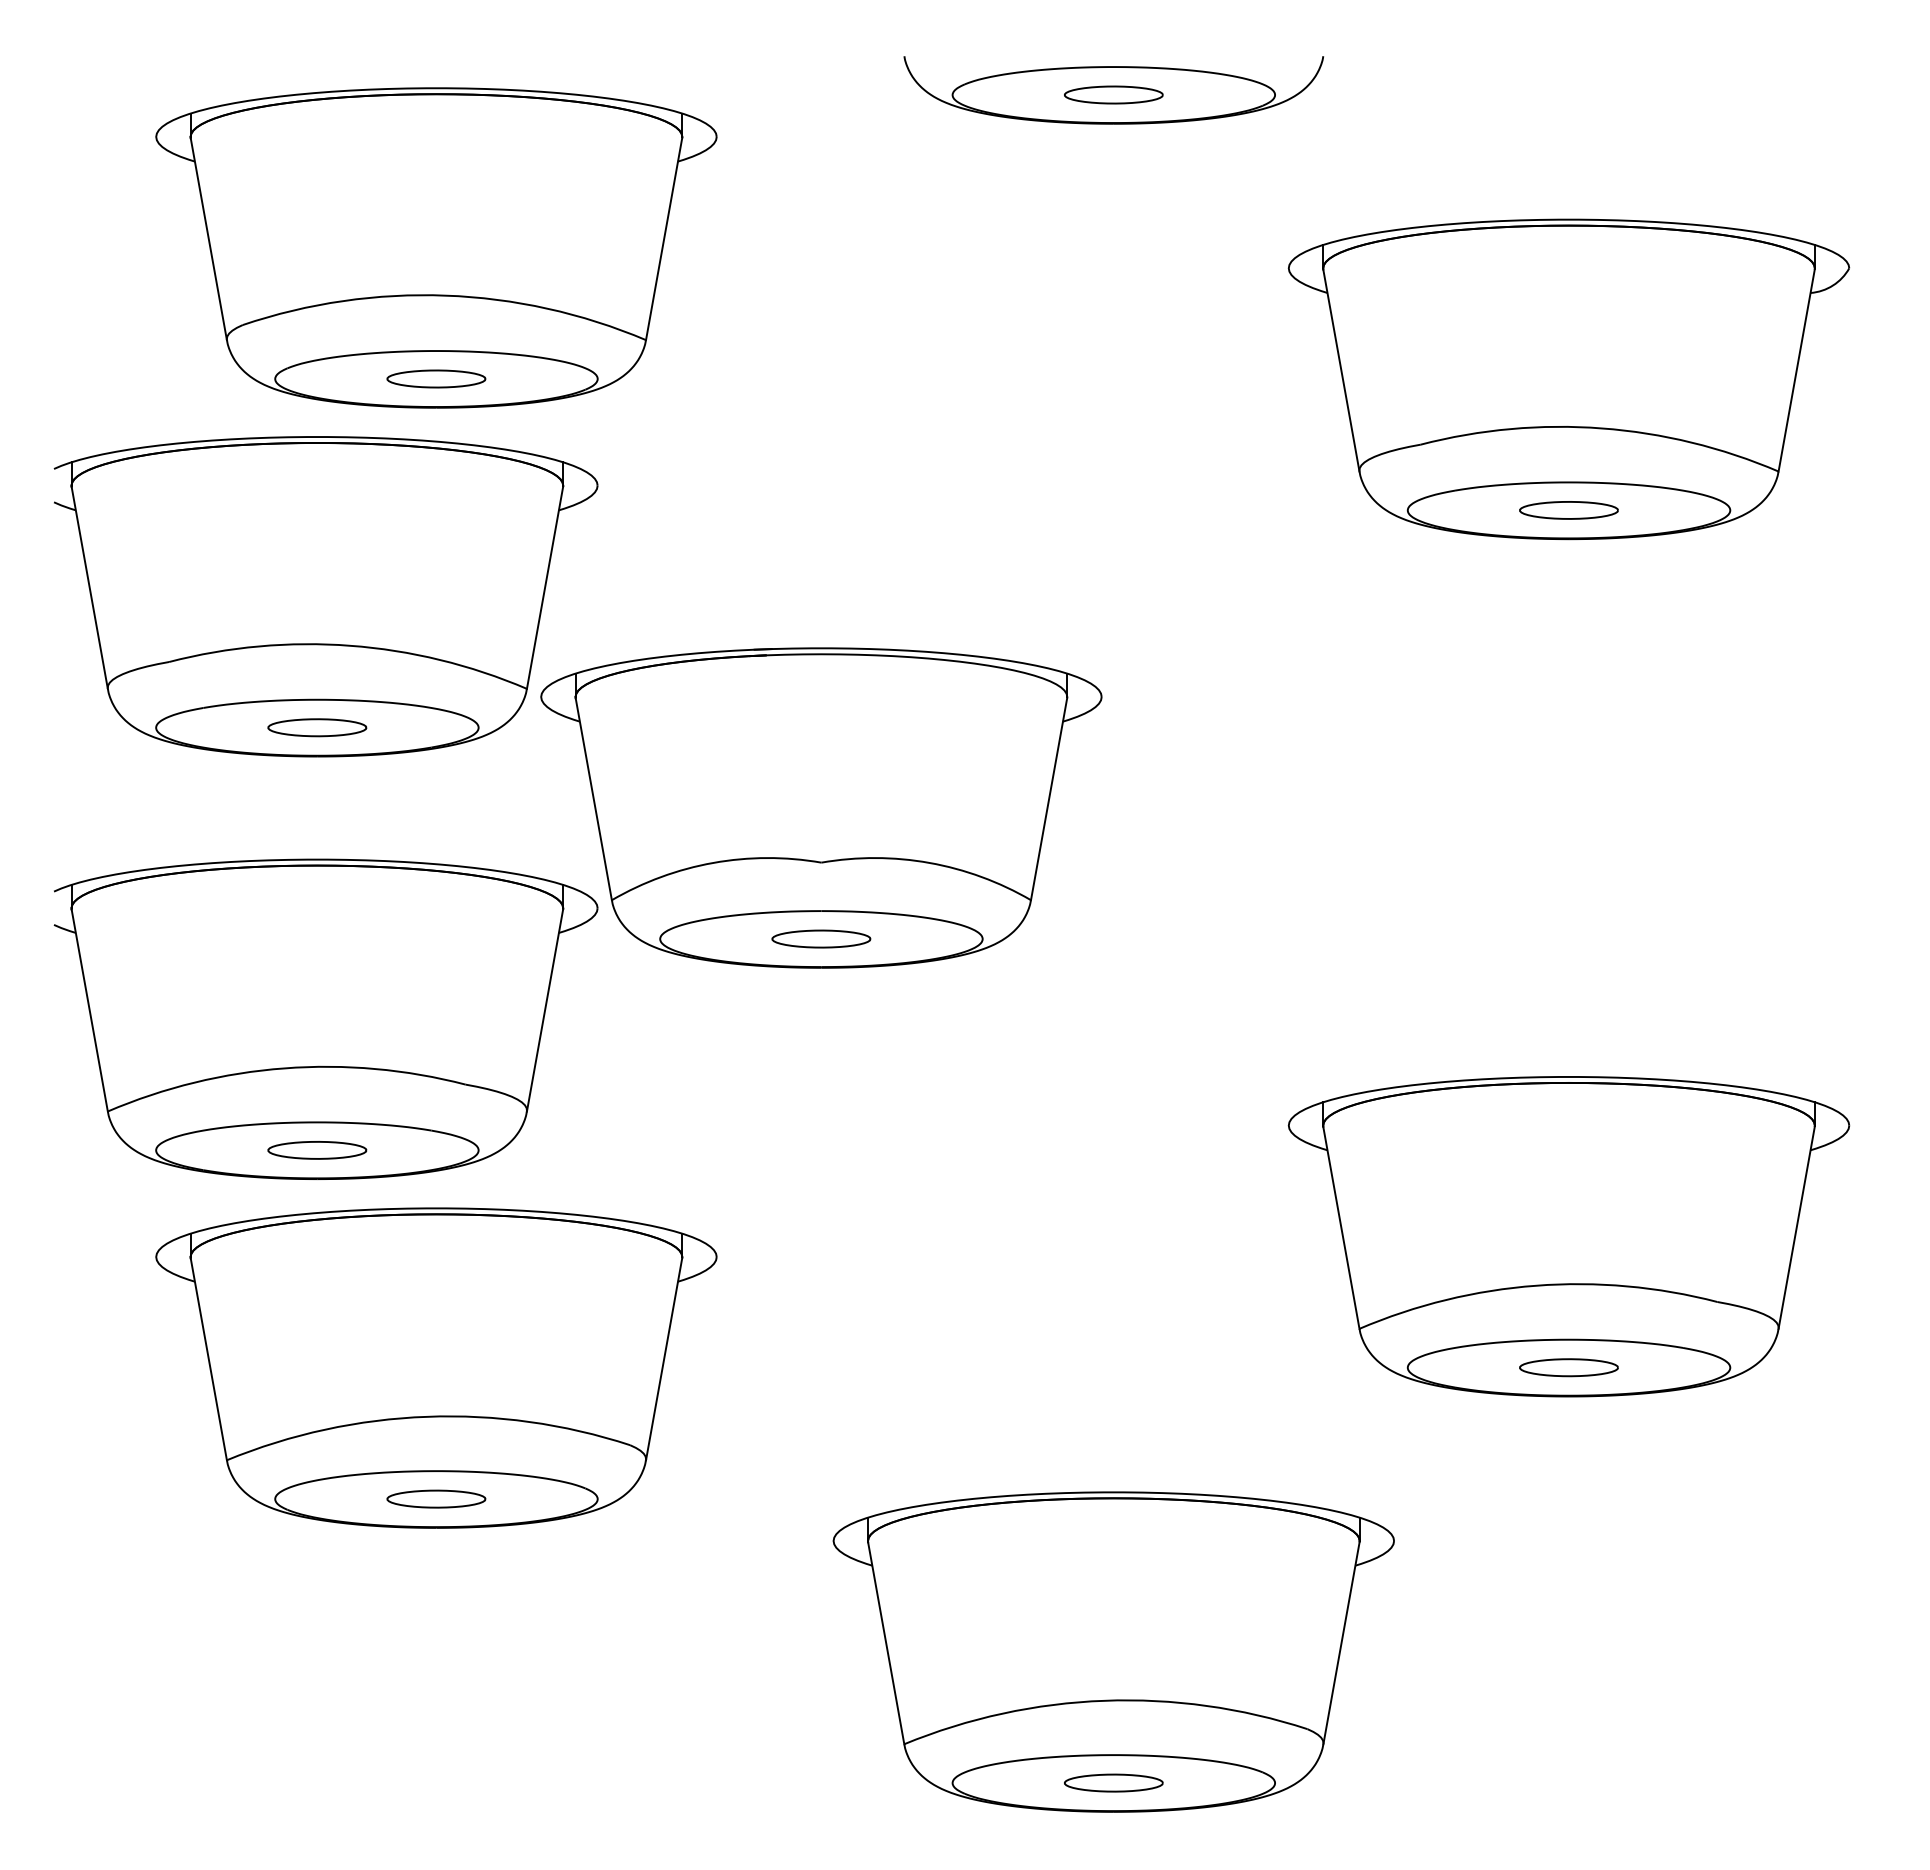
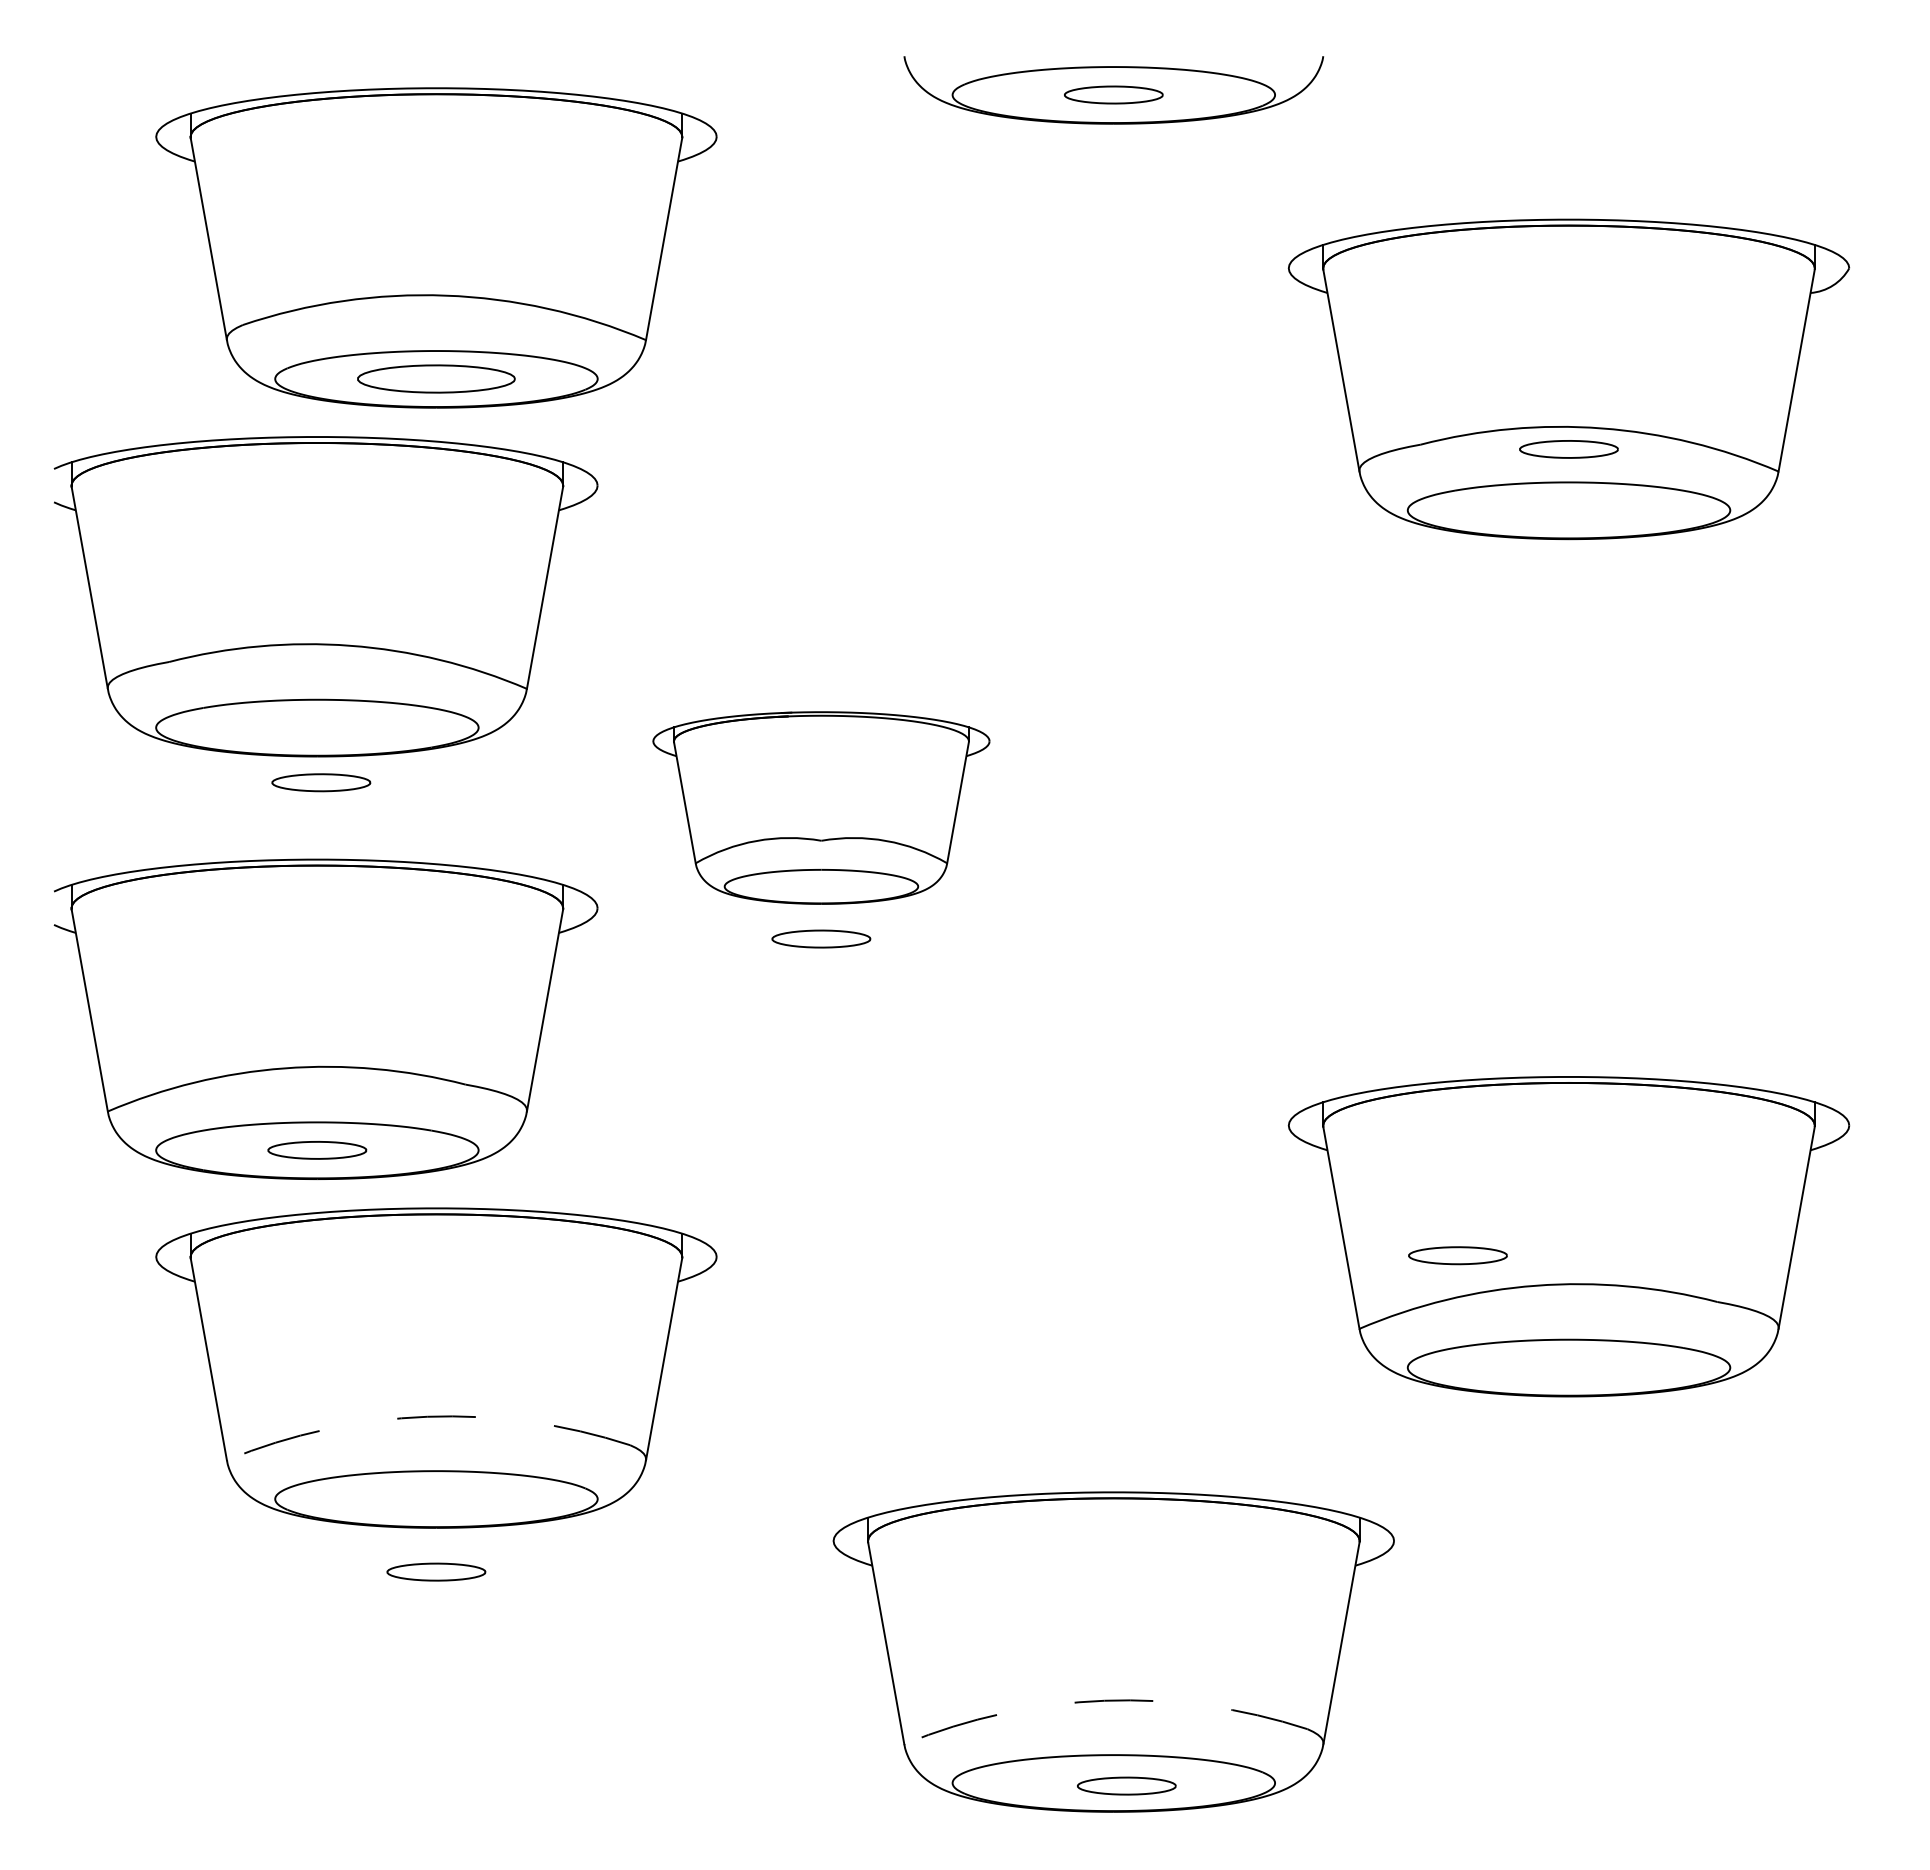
part size: 101x20 px -> 159x30 px (436, 378)
part position: (1568, 510) -> (1568, 449) (1568, 449)
part position: (317, 727) -> (321, 782) (321, 782)
part size: 563x322 px -> 339x194 px (821, 807)
part position: (1568, 1367) -> (1457, 1255) (1457, 1255)
arc: solid -> dashed (427, 1416)
part position: (436, 1498) -> (436, 1571) (436, 1571)
arc: solid -> dashed (1104, 1700)
part position: (1113, 1782) -> (1126, 1785) (1126, 1785)
